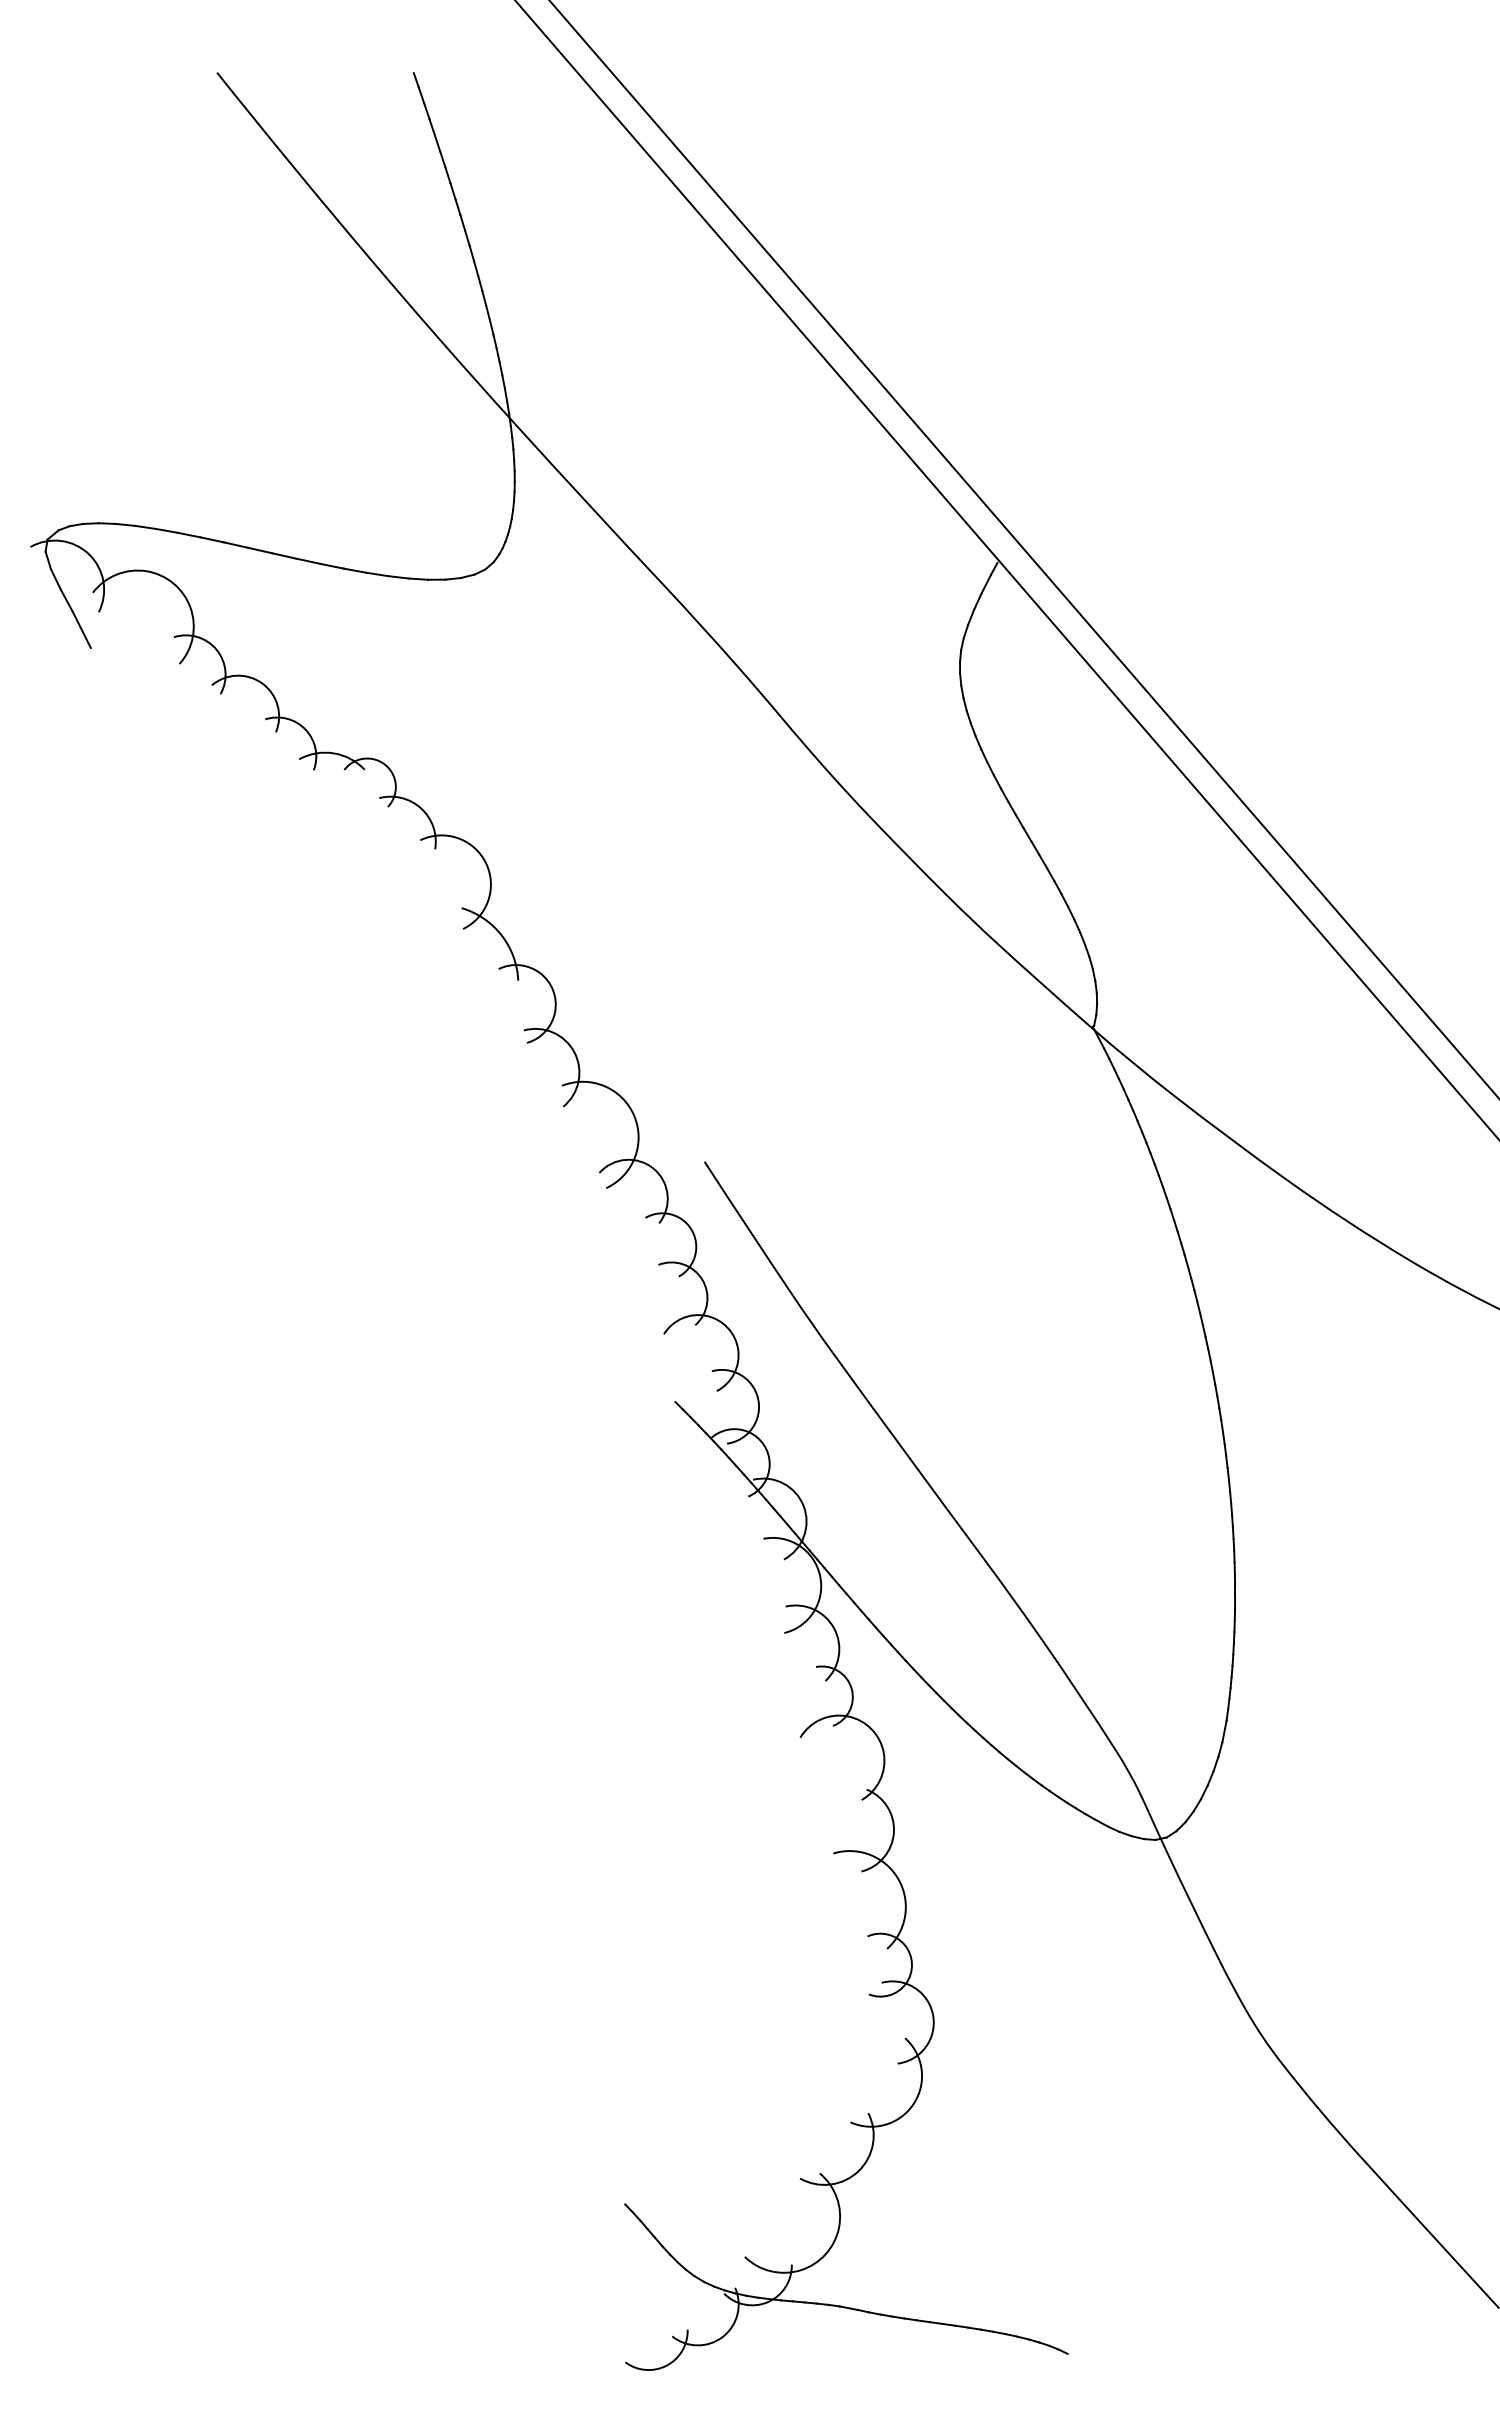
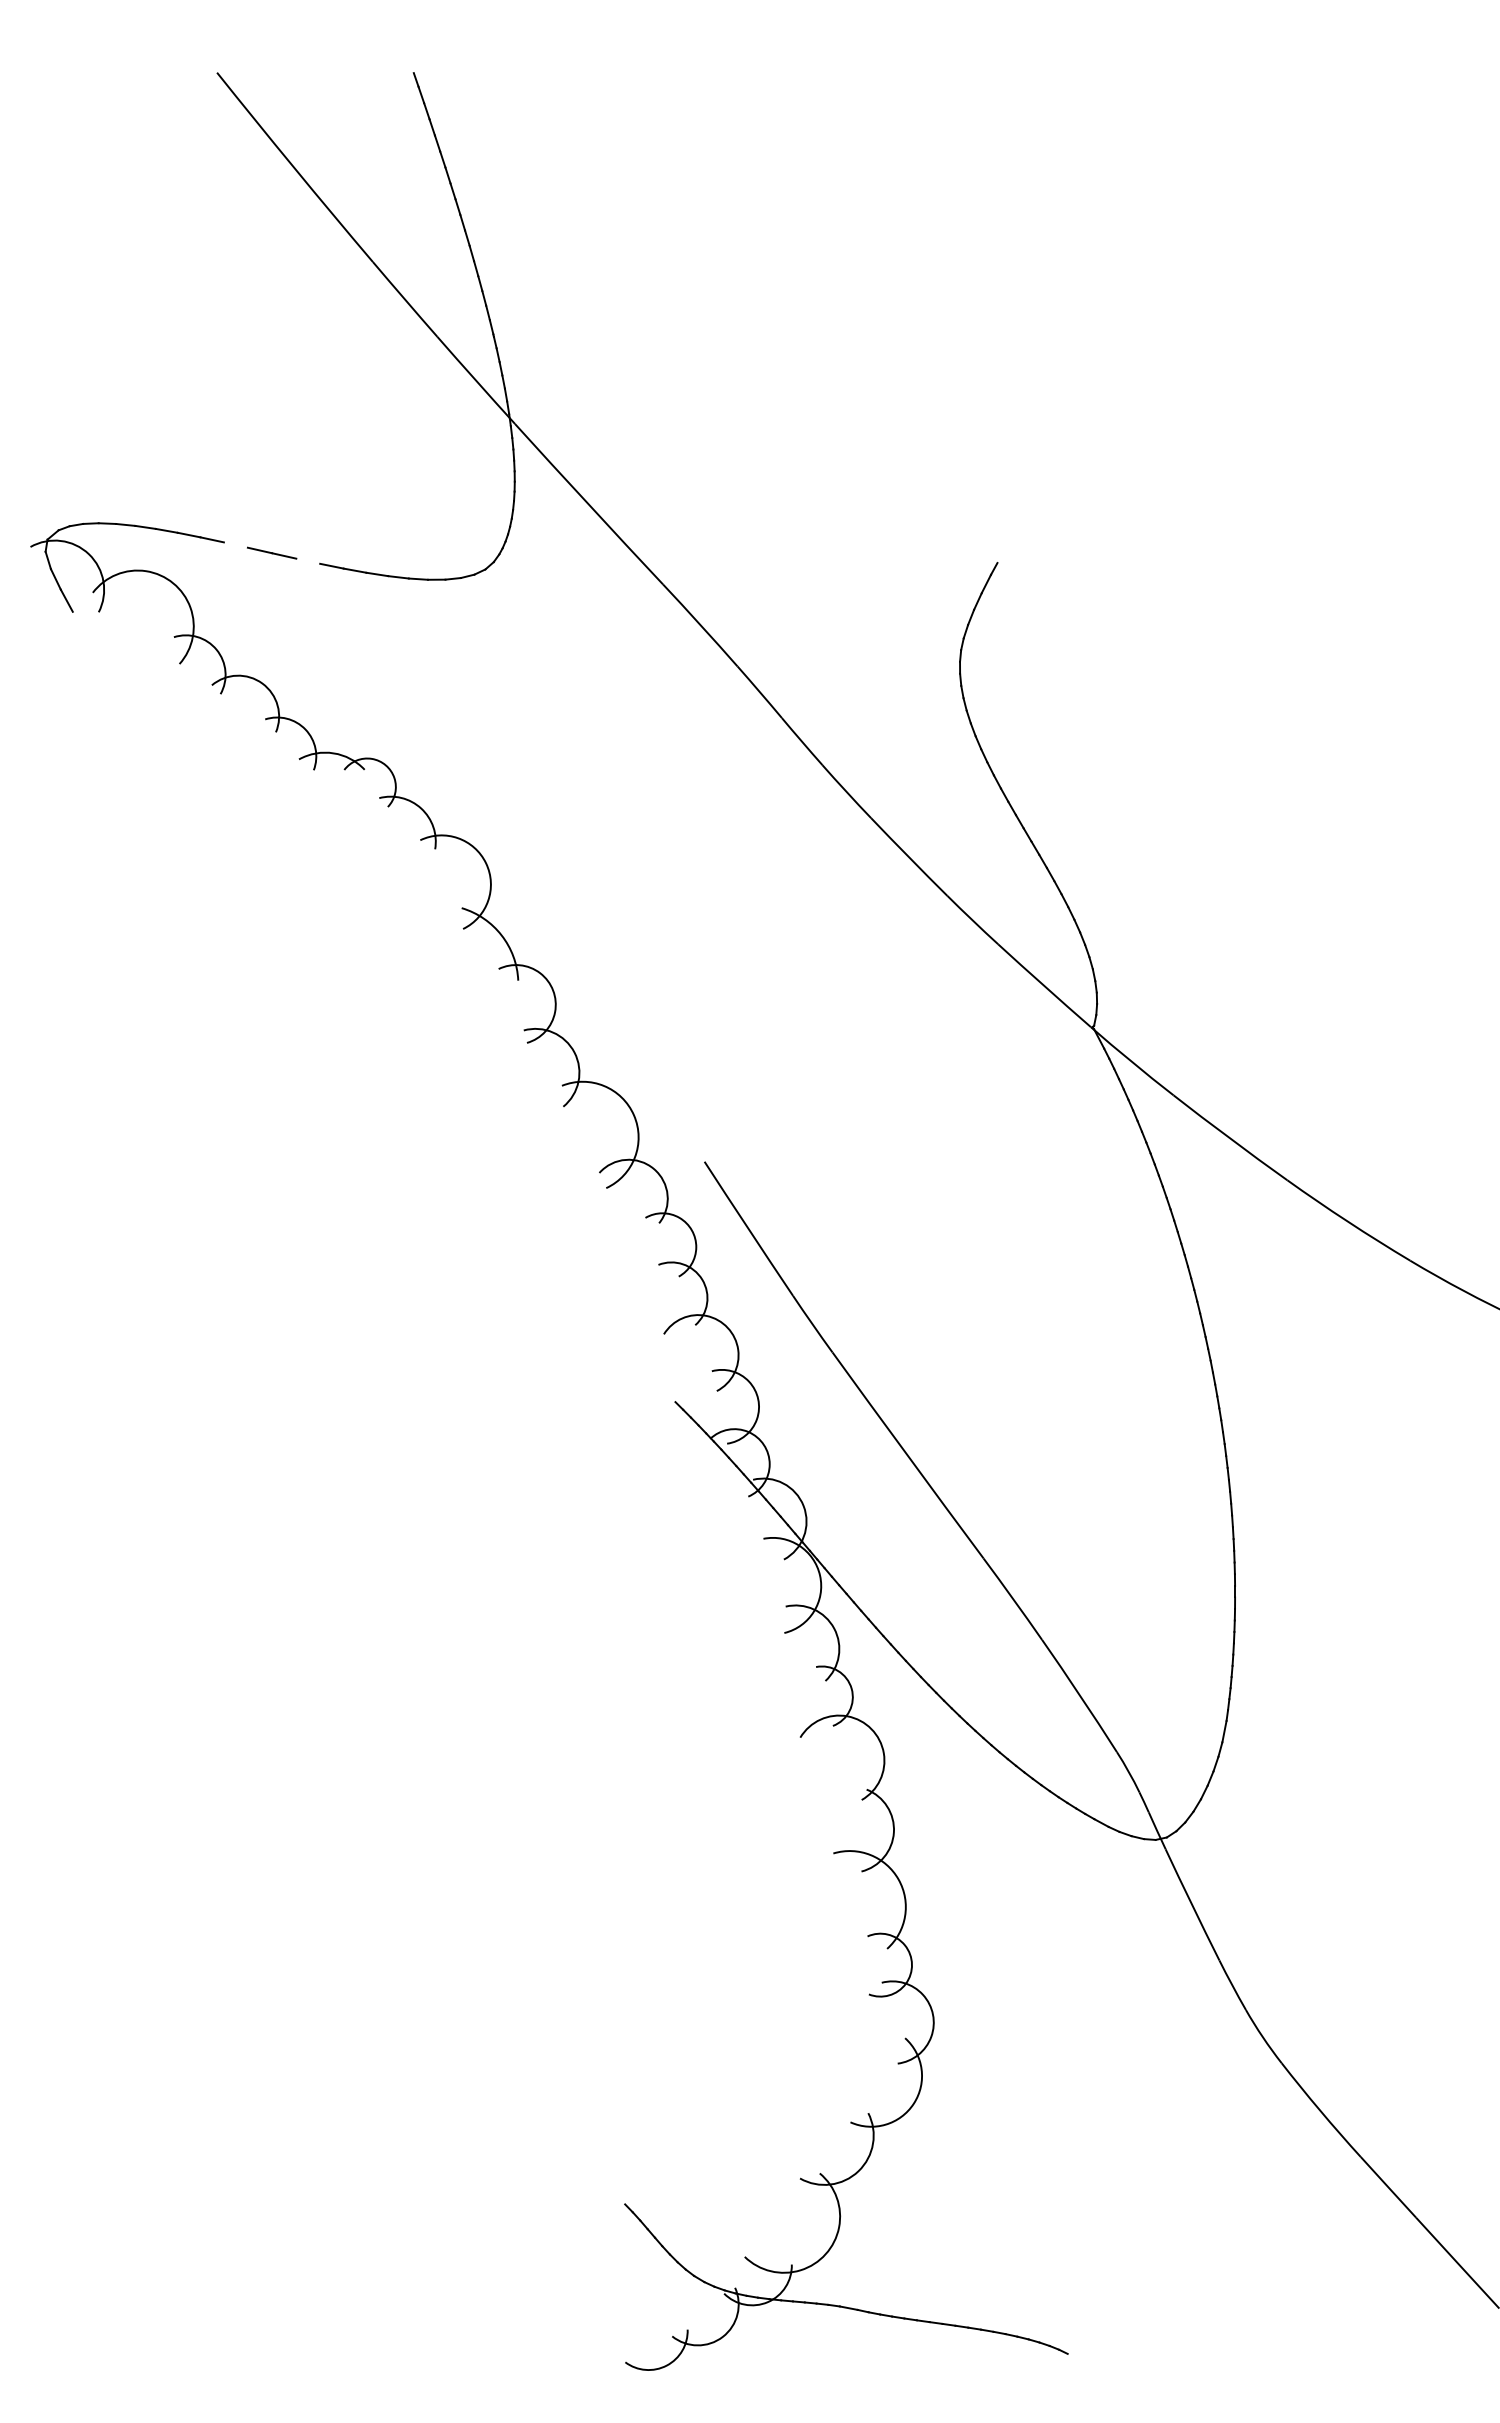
line: present -> none (235, 544)
line: present -> none (1023, 548)
line: present -> none (308, 560)
line: present -> none (1006, 569)
line: present -> none (81, 629)
